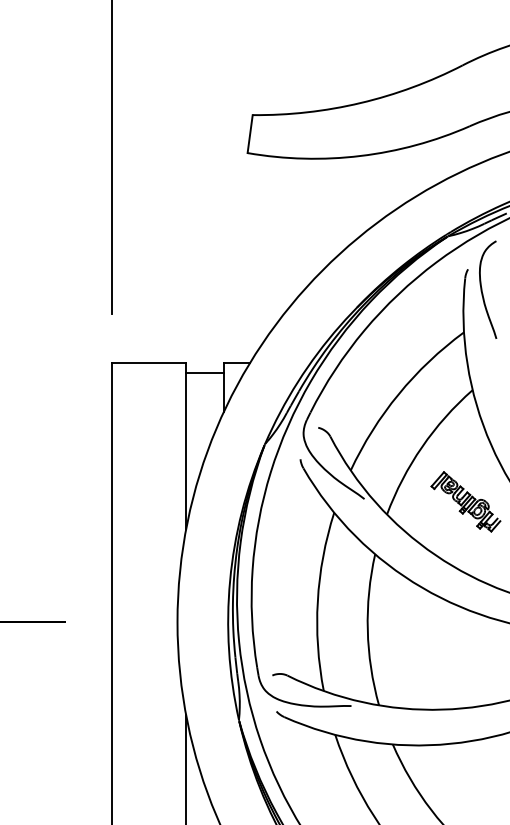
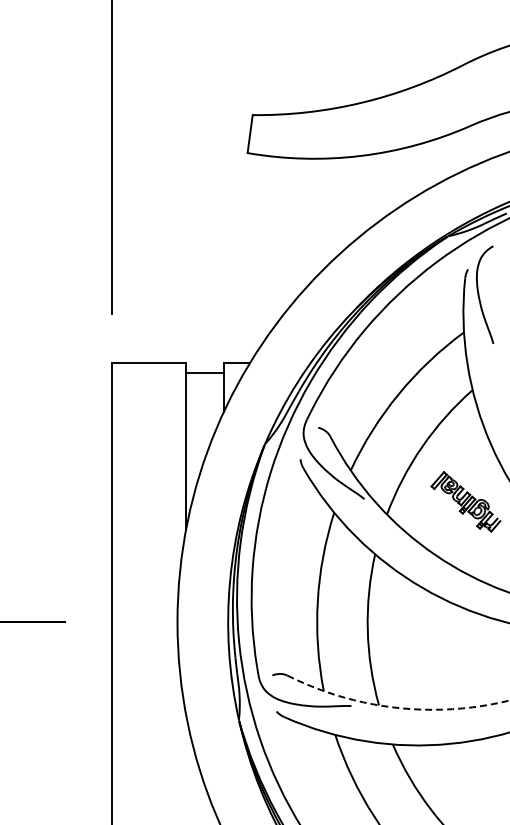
curve position: (482, 289) -> (479, 294) (479, 294)
arc: solid -> dashed (392, 707)
line: present -> none (186, 768)
